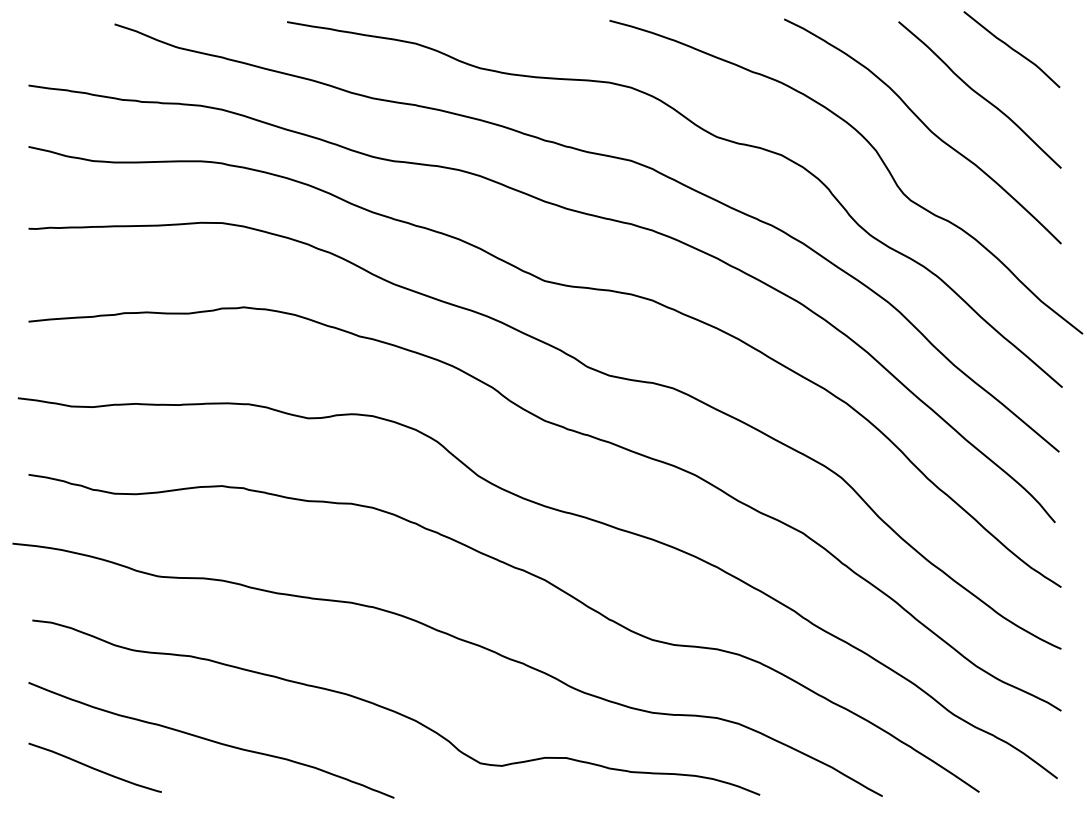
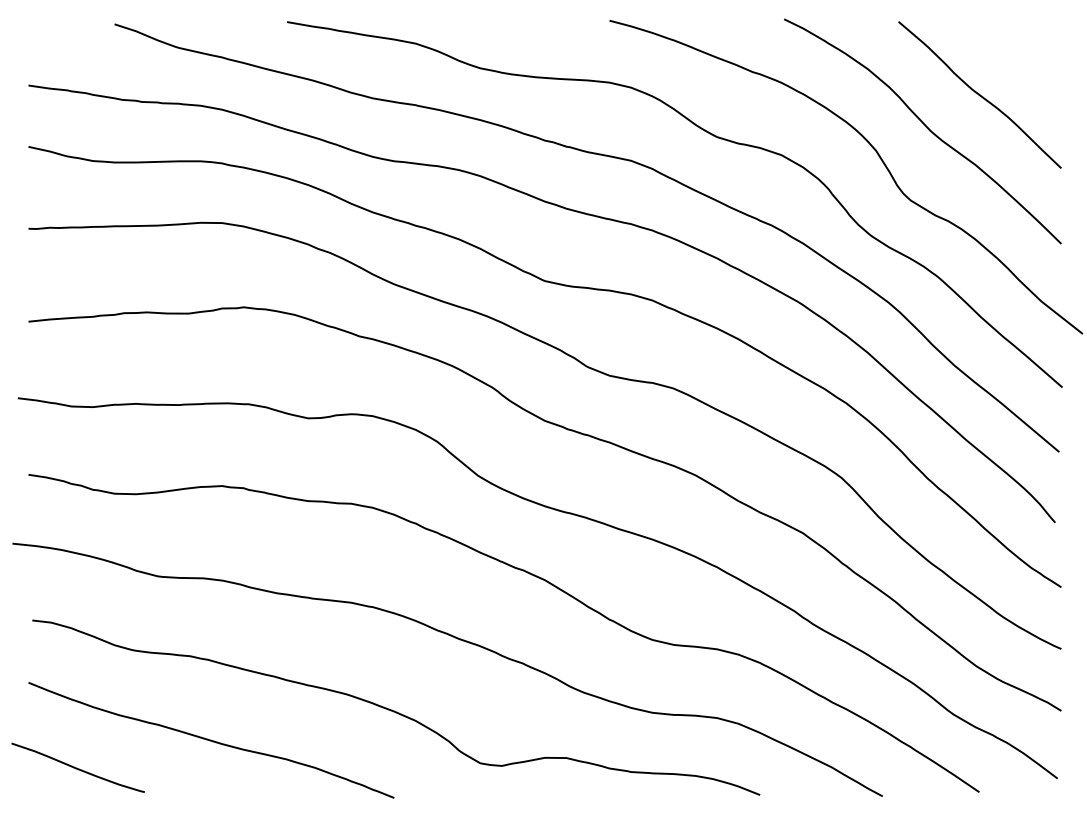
curve: present -> none (1011, 49)
curve position: (94, 767) -> (77, 767) (77, 767)
